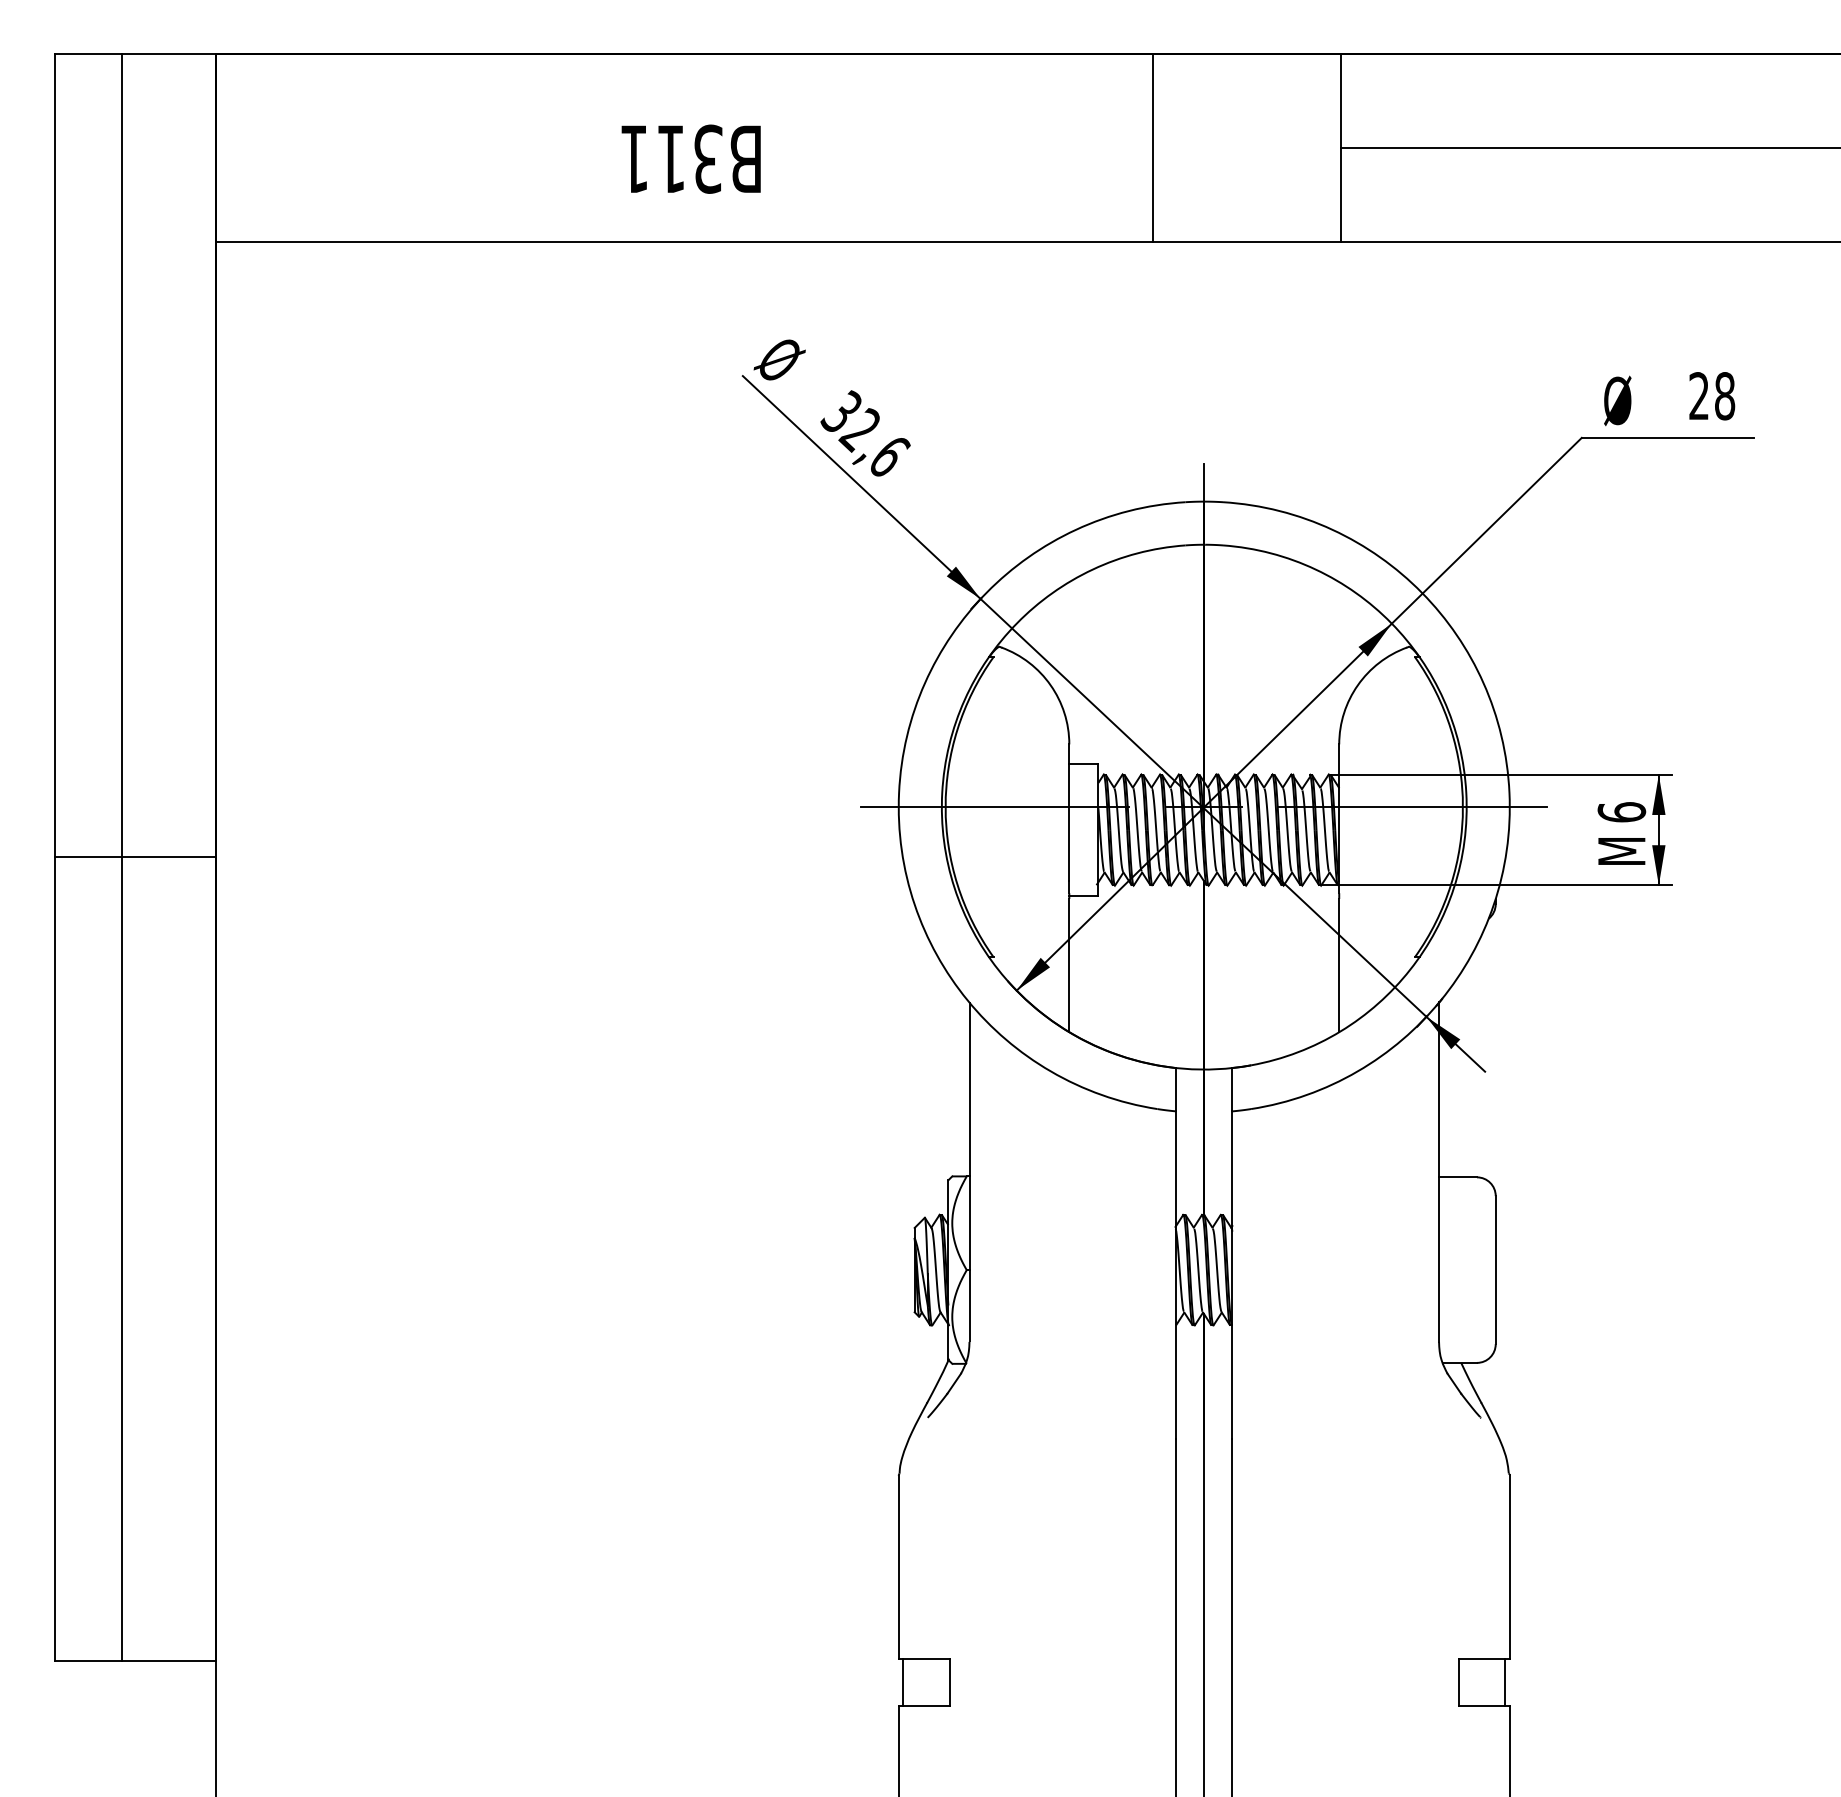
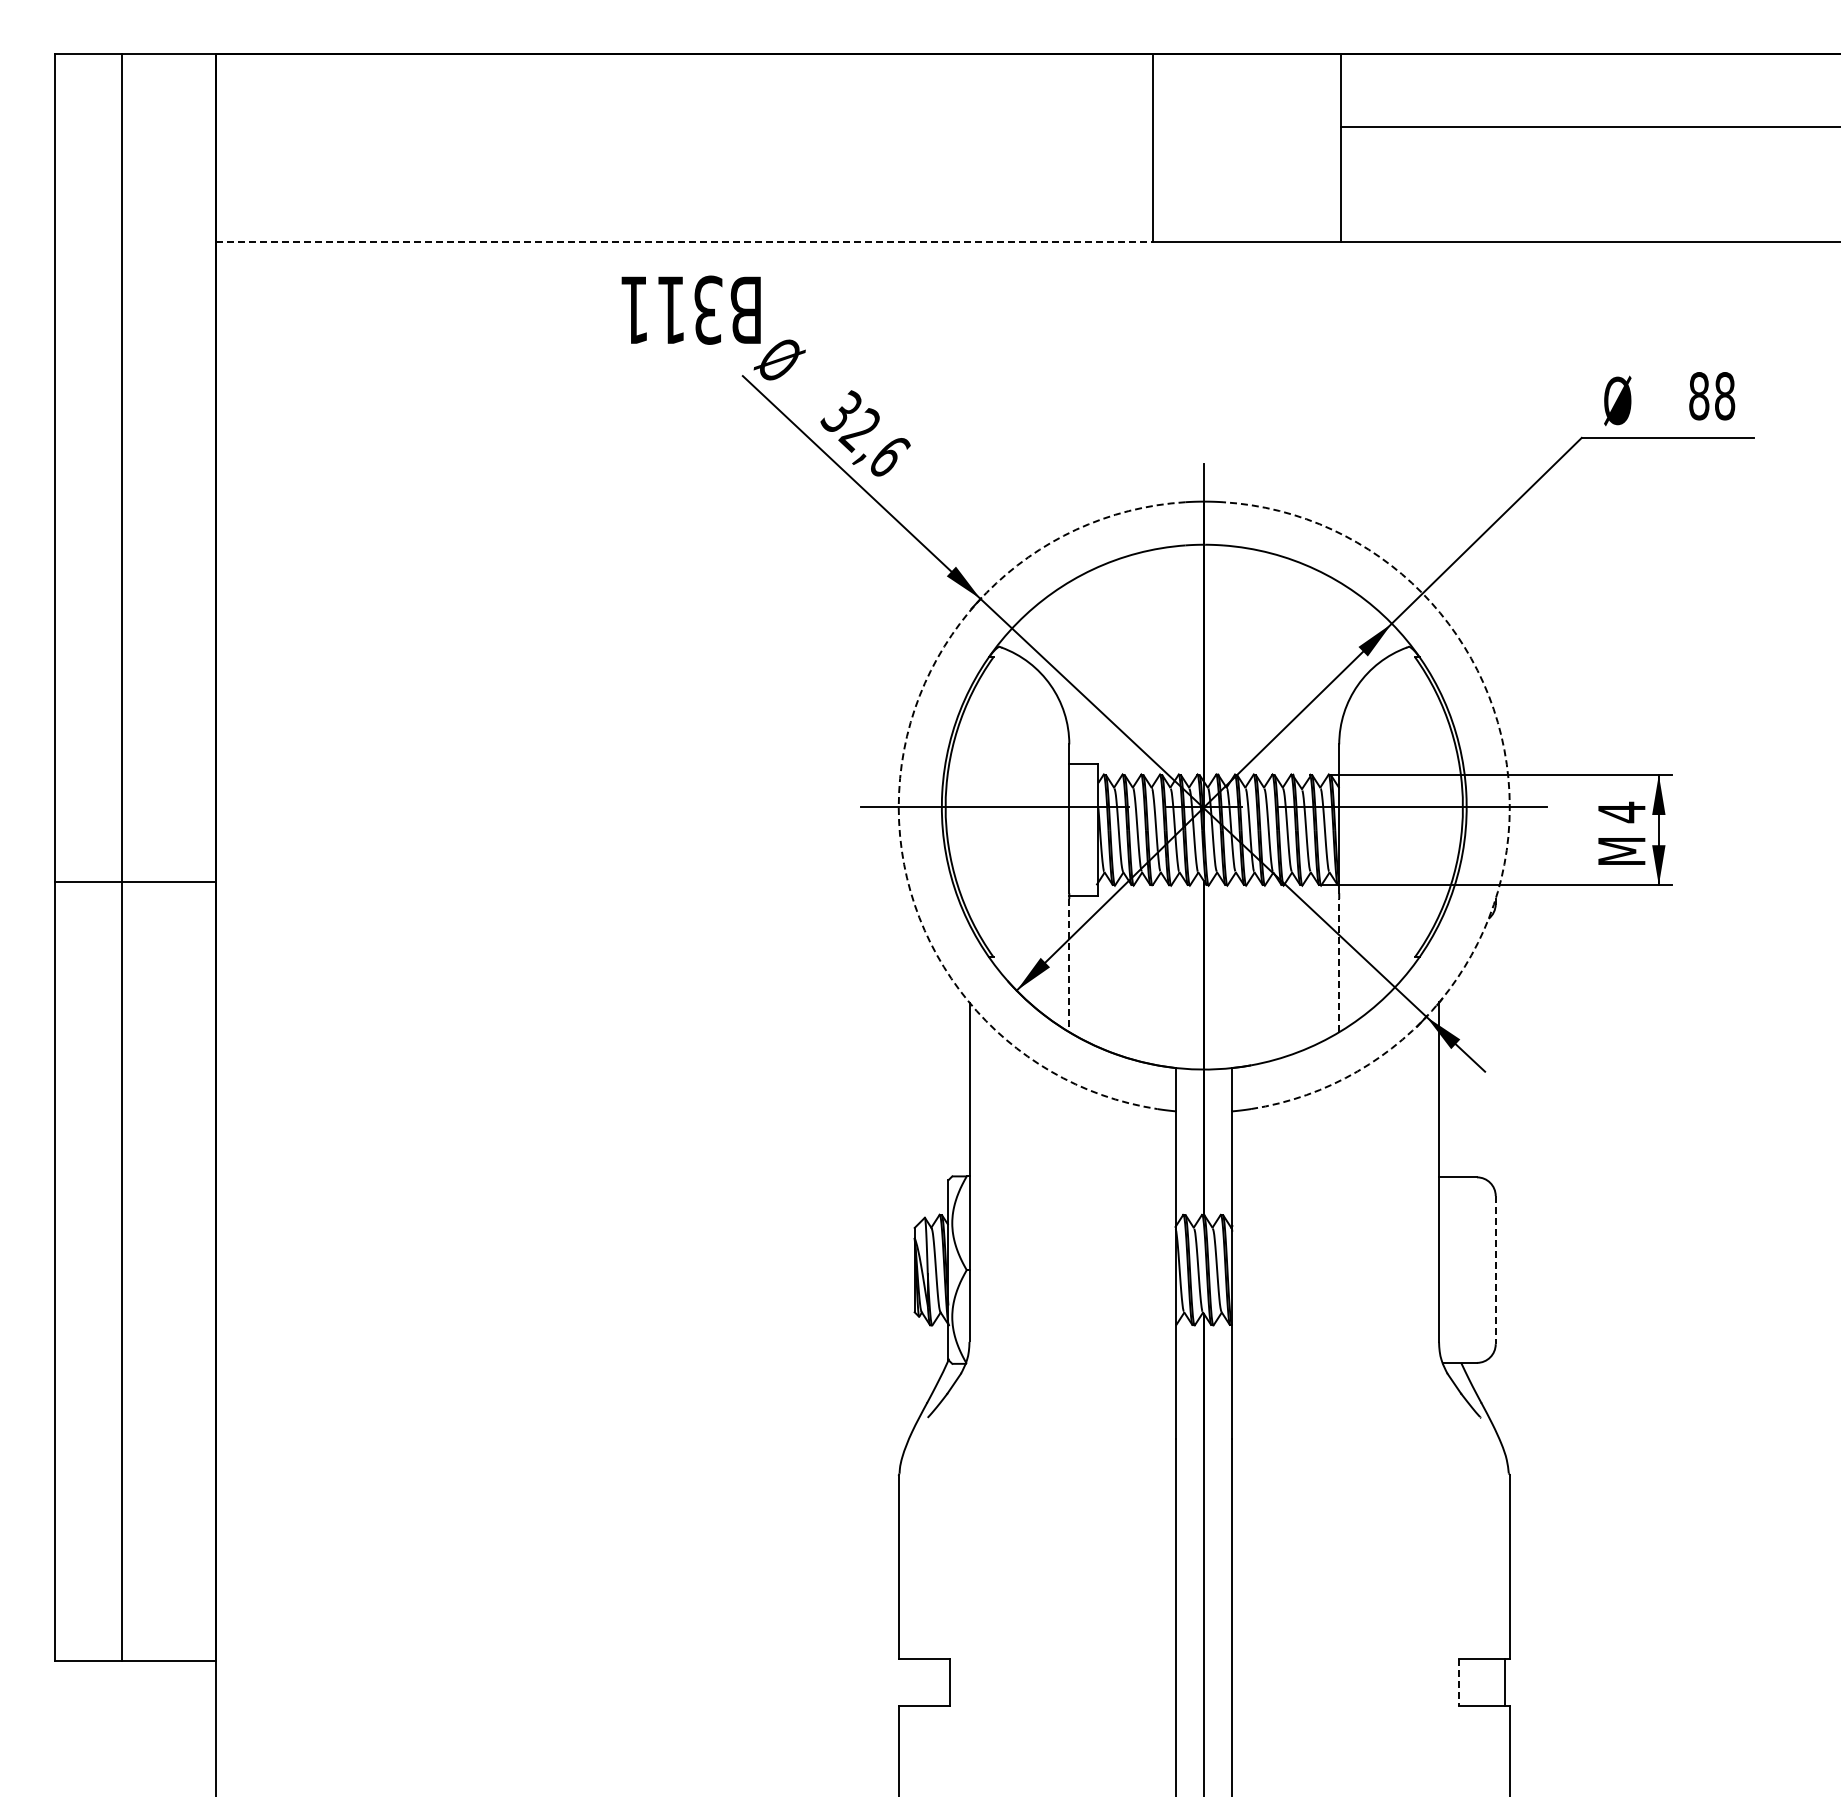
line position: (1588, 147) -> (1588, 126) (1588, 126)
text position: (690, 158) -> (690, 309) (690, 309)
line: solid -> dashed (684, 241)
text: 28 -> 88 (1699, 396)
arc: solid -> dashed (899, 793)
arc: solid -> dashed (1509, 793)
text: 6 -> 4 (1621, 812)
line position: (135, 857) -> (135, 882) (135, 882)
line: solid -> dashed (1069, 965)
line: solid -> dashed (1339, 965)
line: solid -> dashed (1495, 1270)
line: present -> none (903, 1682)
line: solid -> dashed (1459, 1682)
